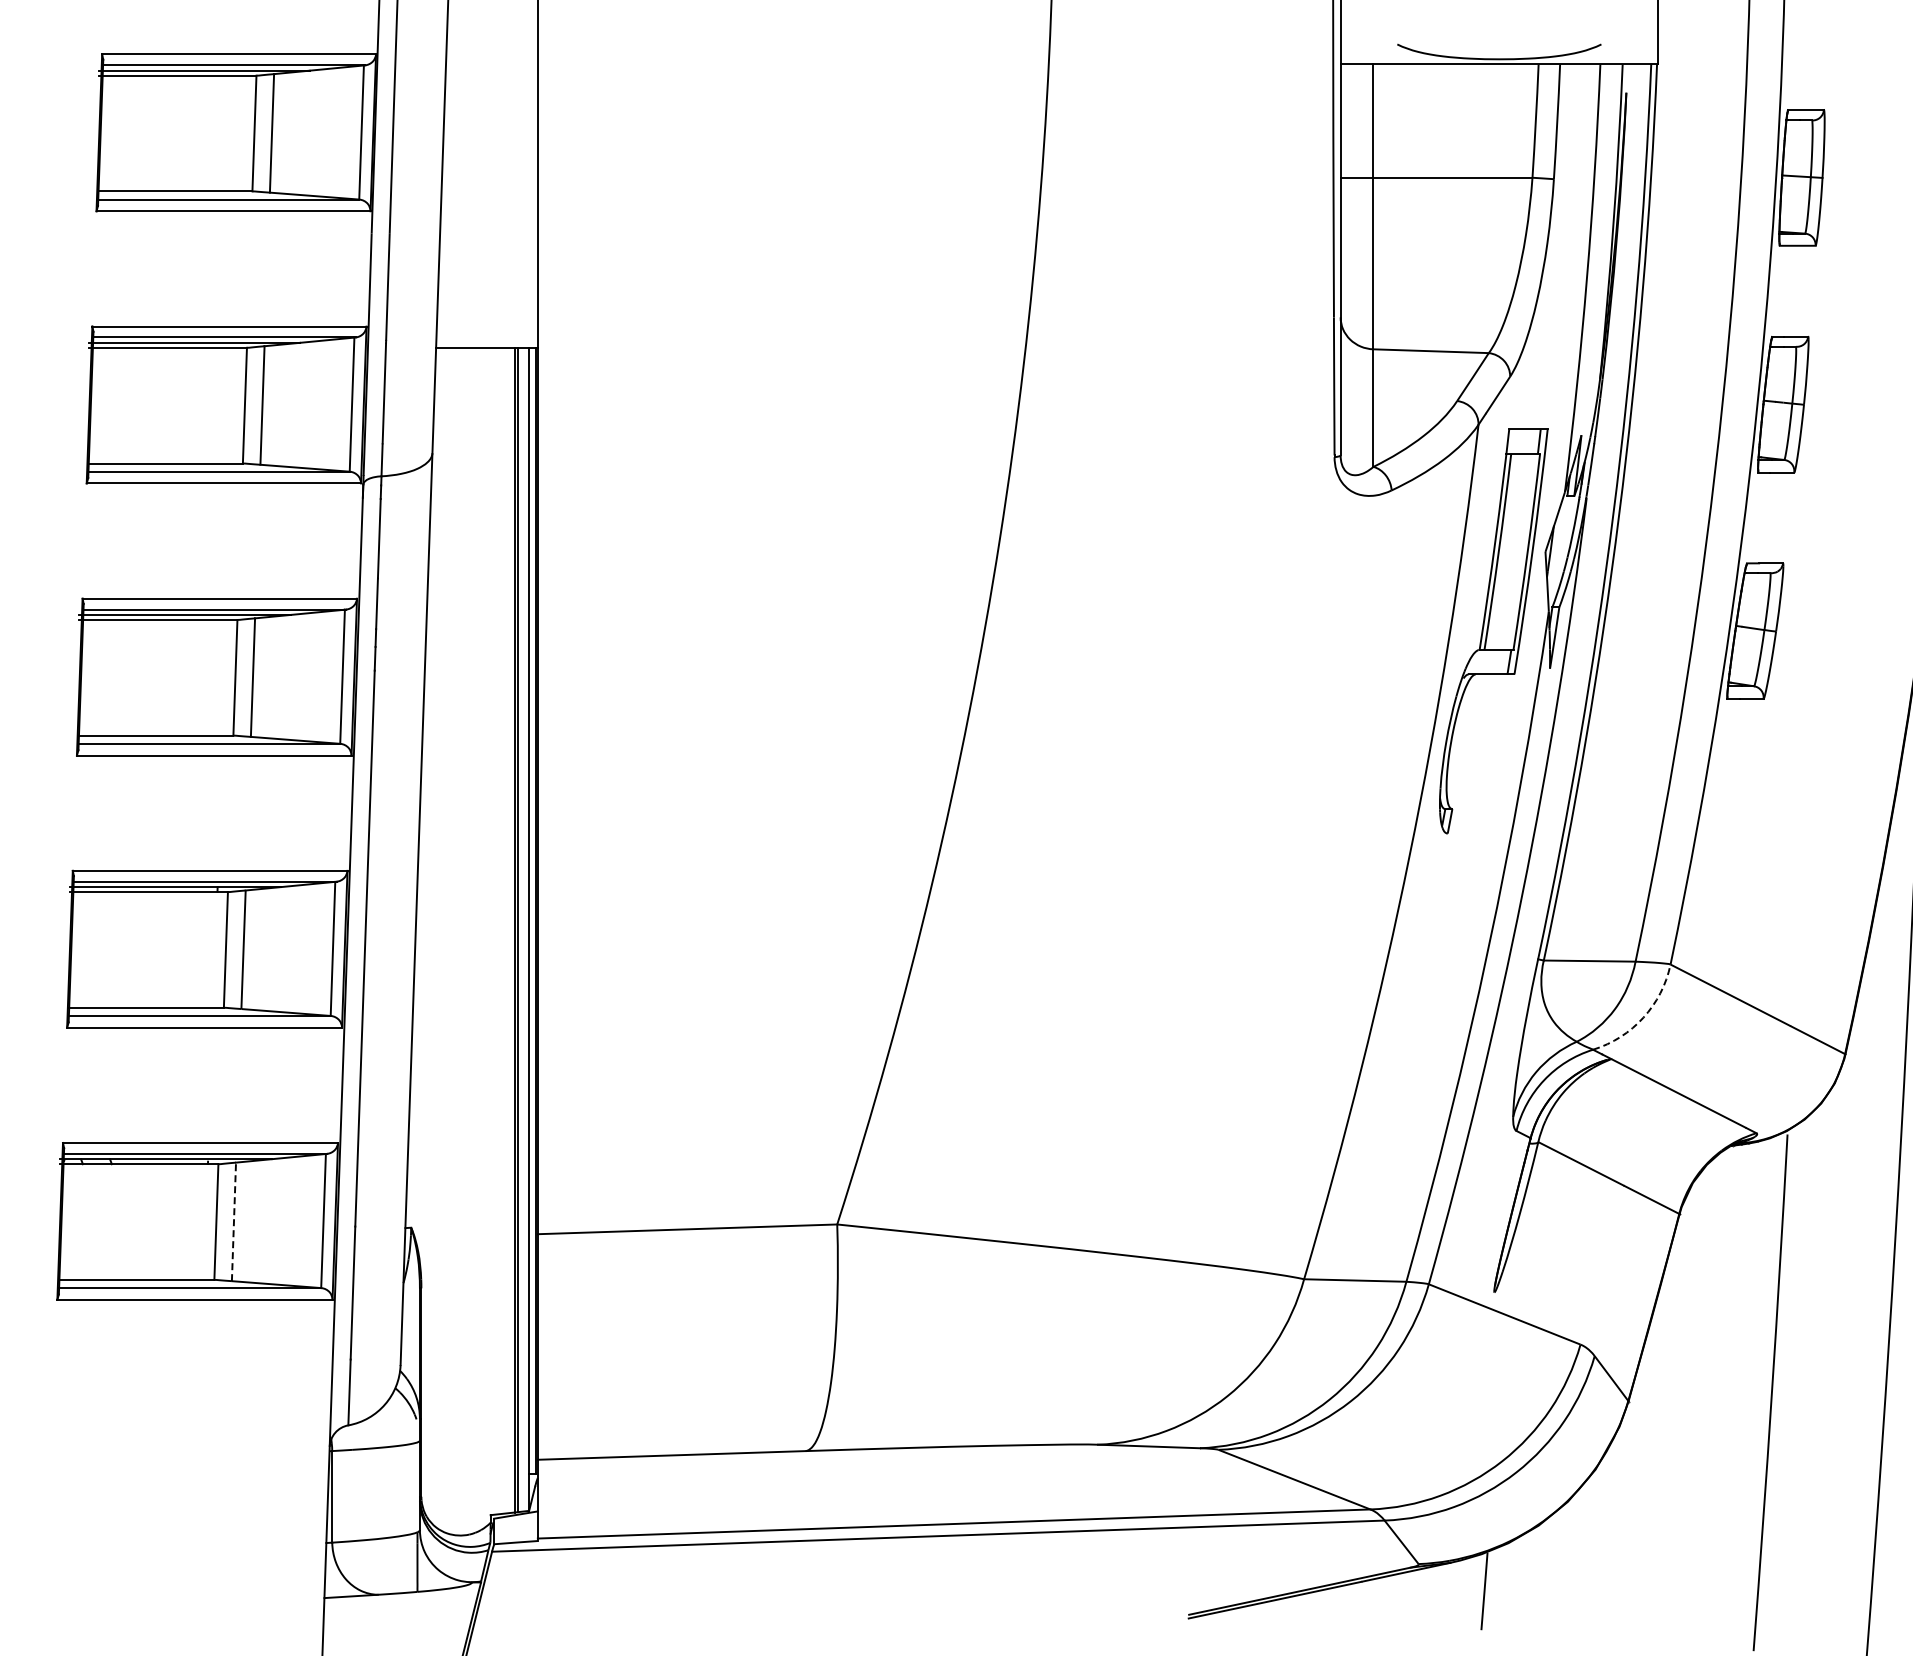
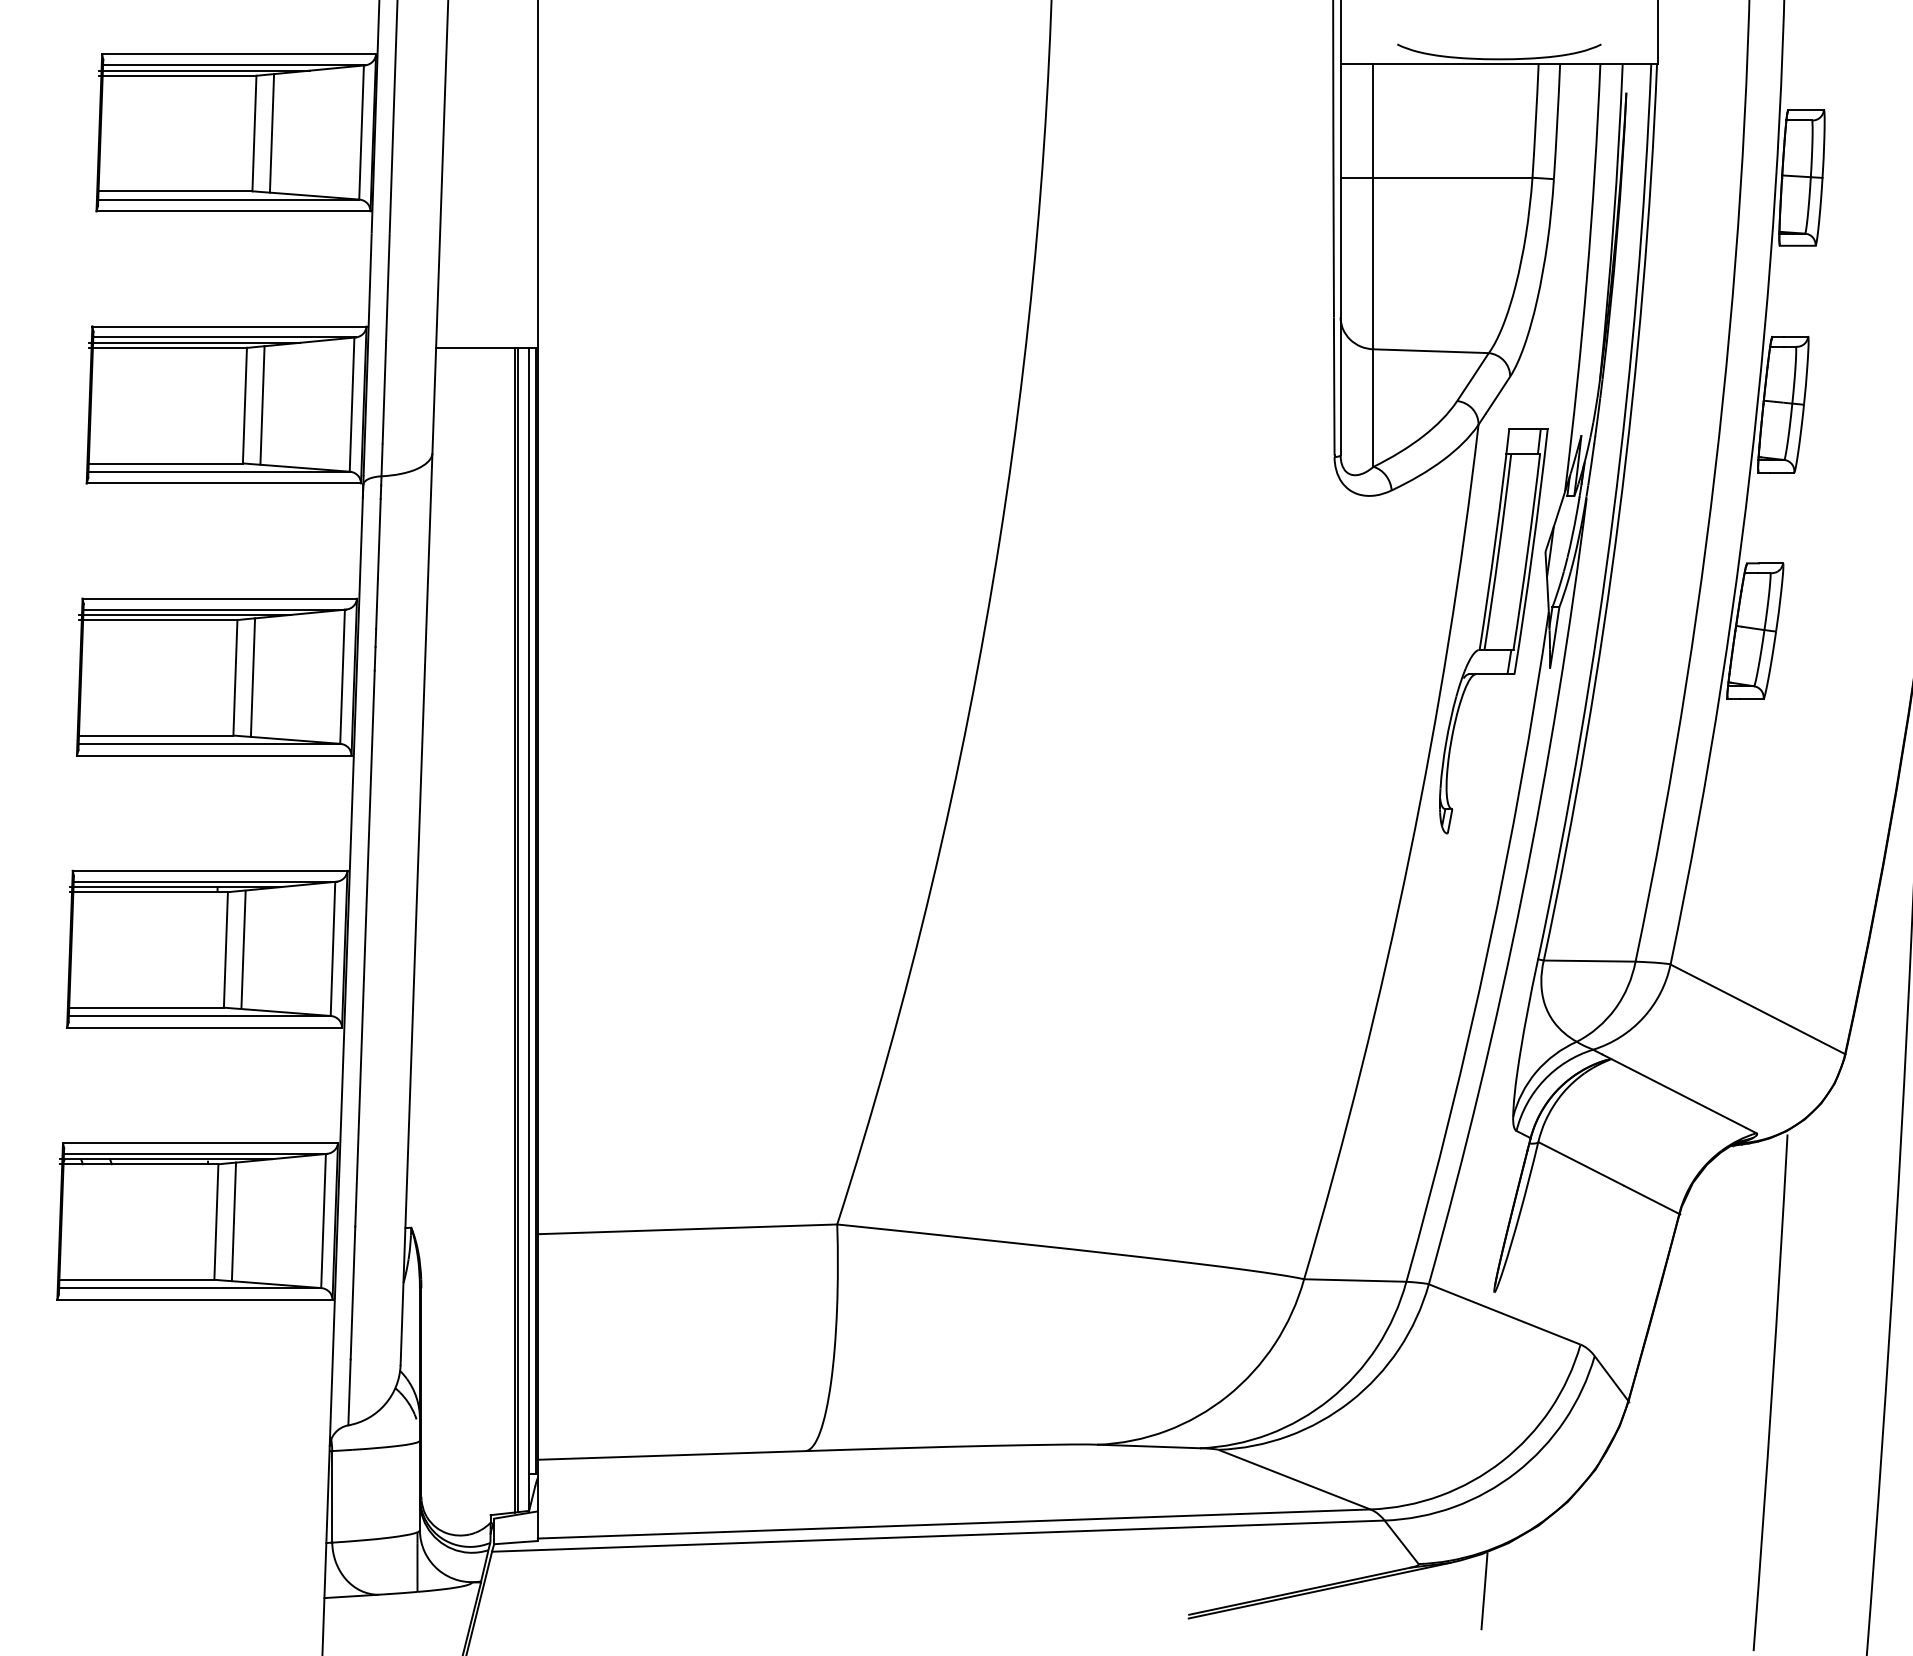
arc: dashed -> solid (1643, 1017)
line: dashed -> solid (233, 1221)
